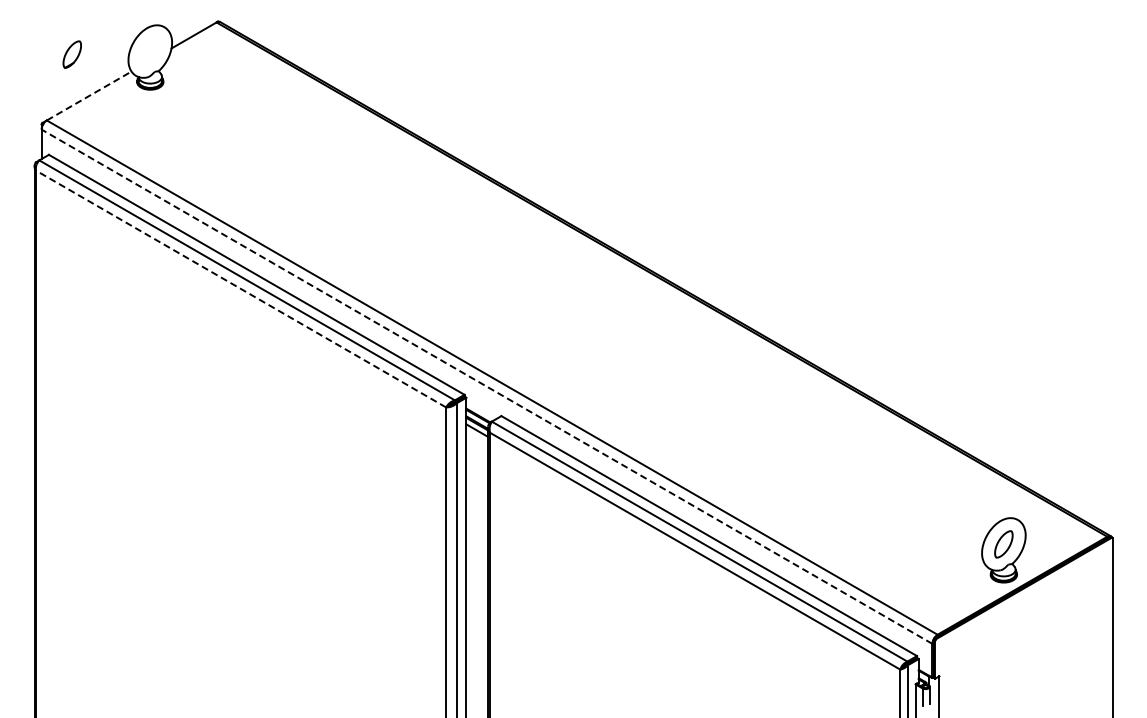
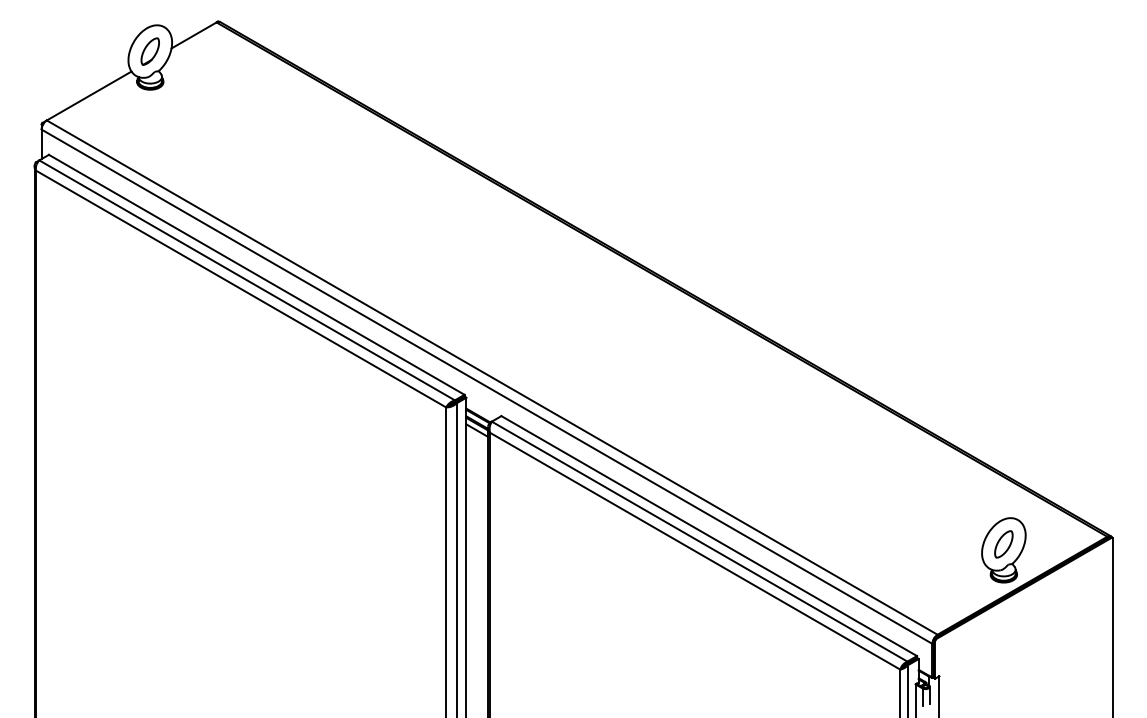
part position: (71, 54) -> (149, 51) (149, 51)
line: dashed -> solid (89, 96)
line: dashed -> solid (241, 289)
line: dashed -> solid (486, 386)
